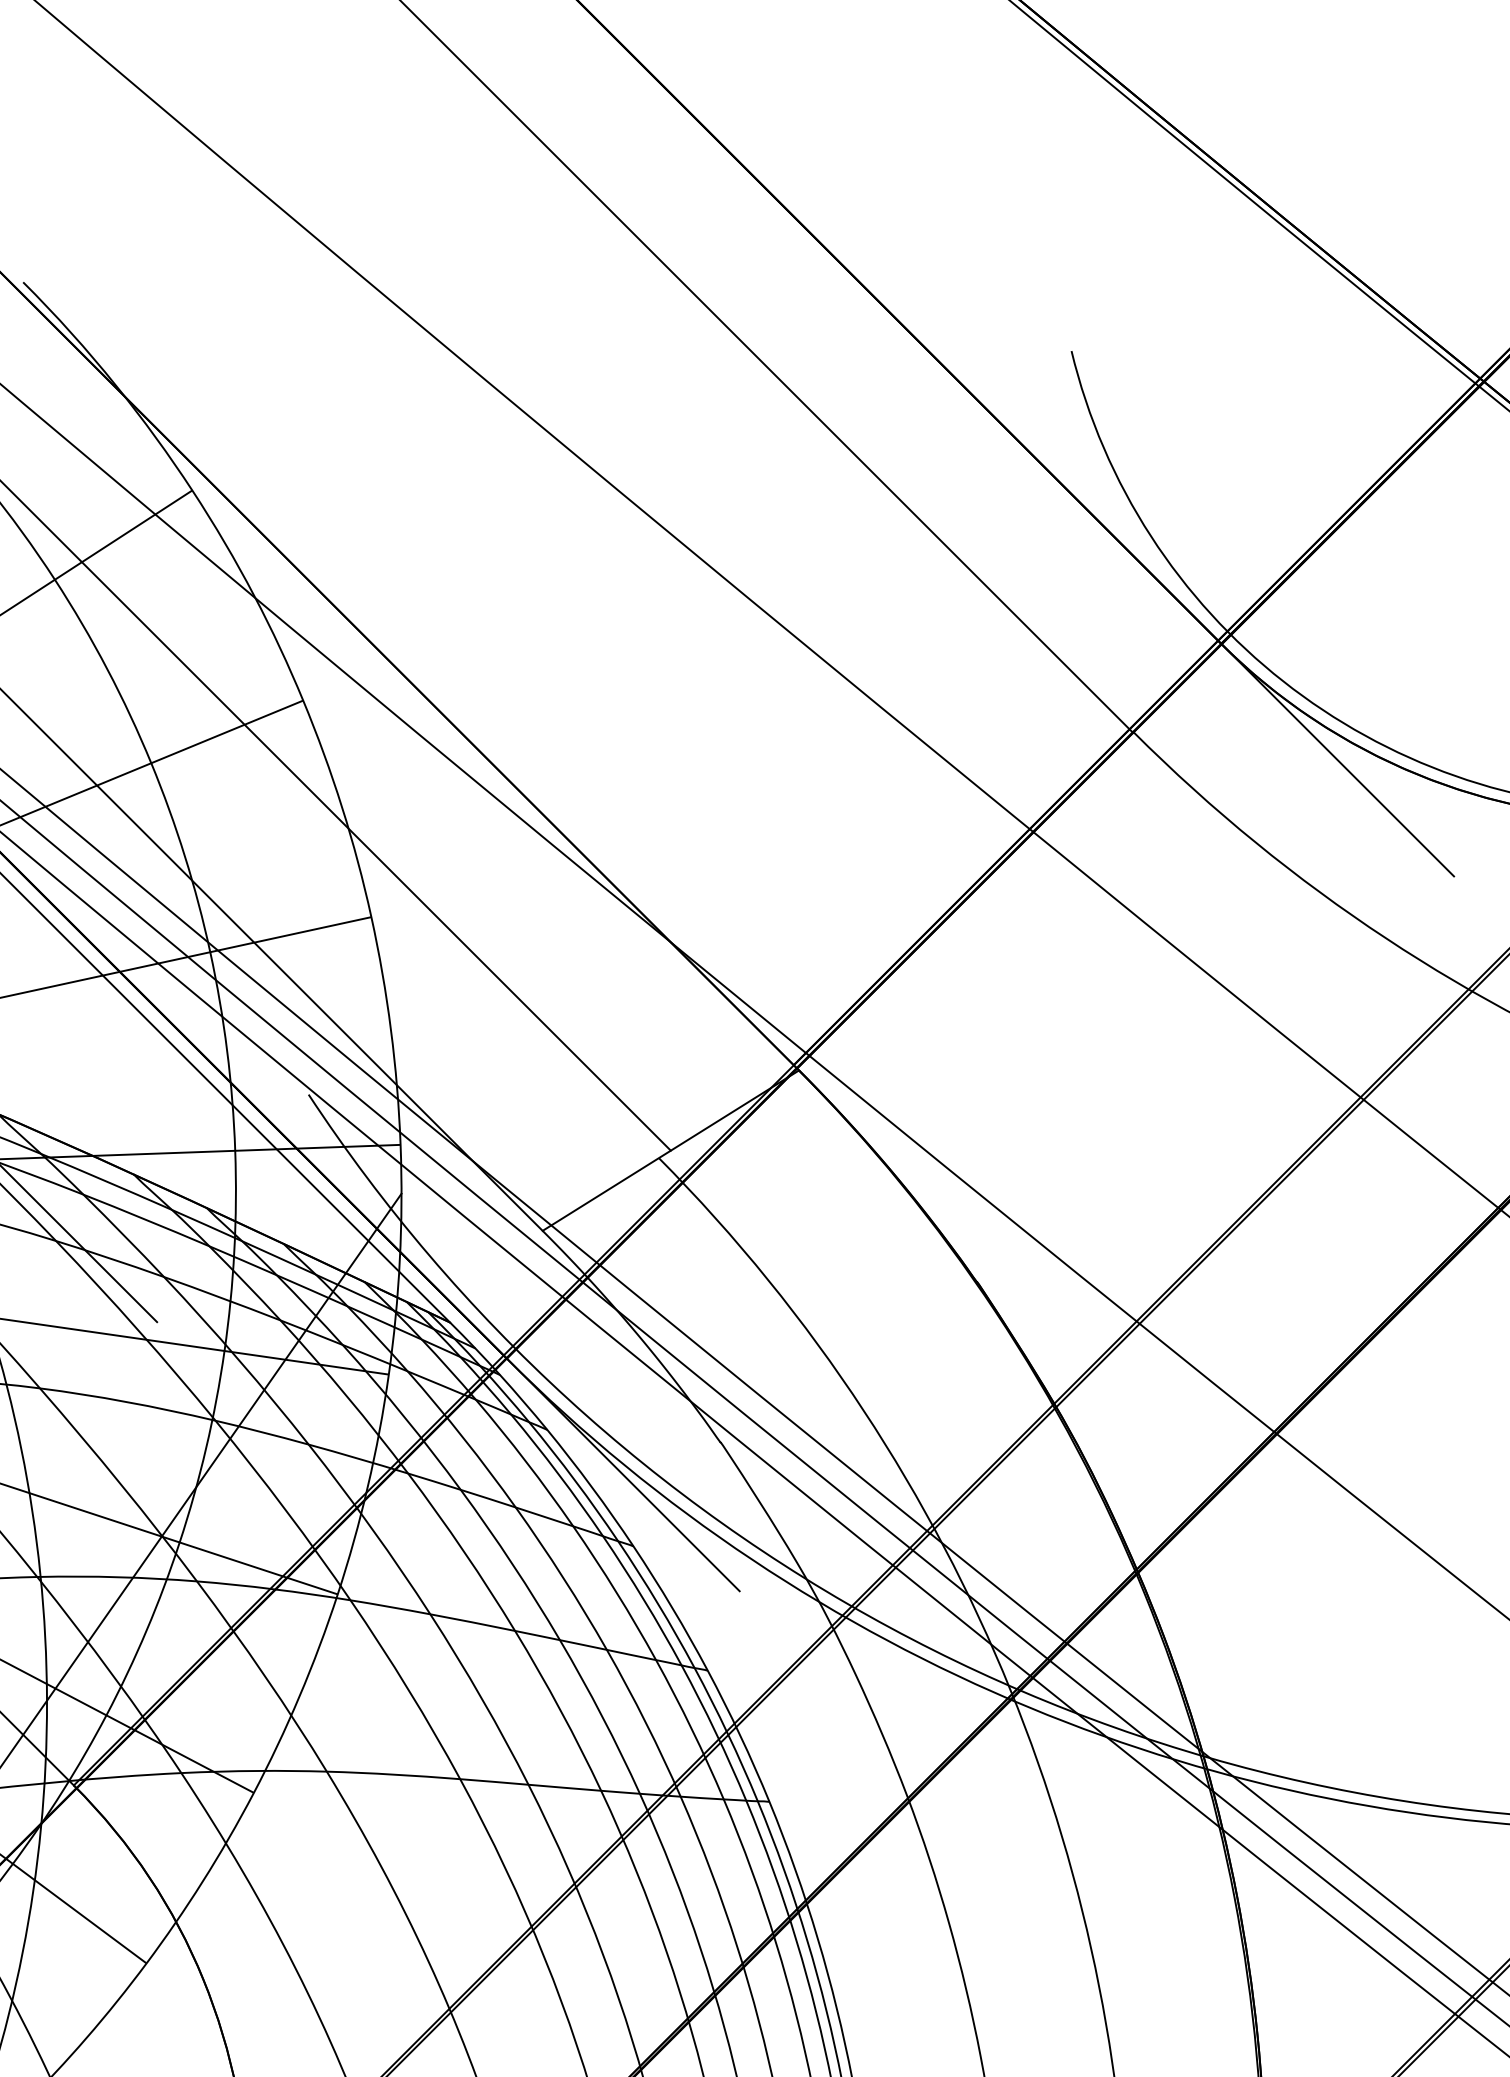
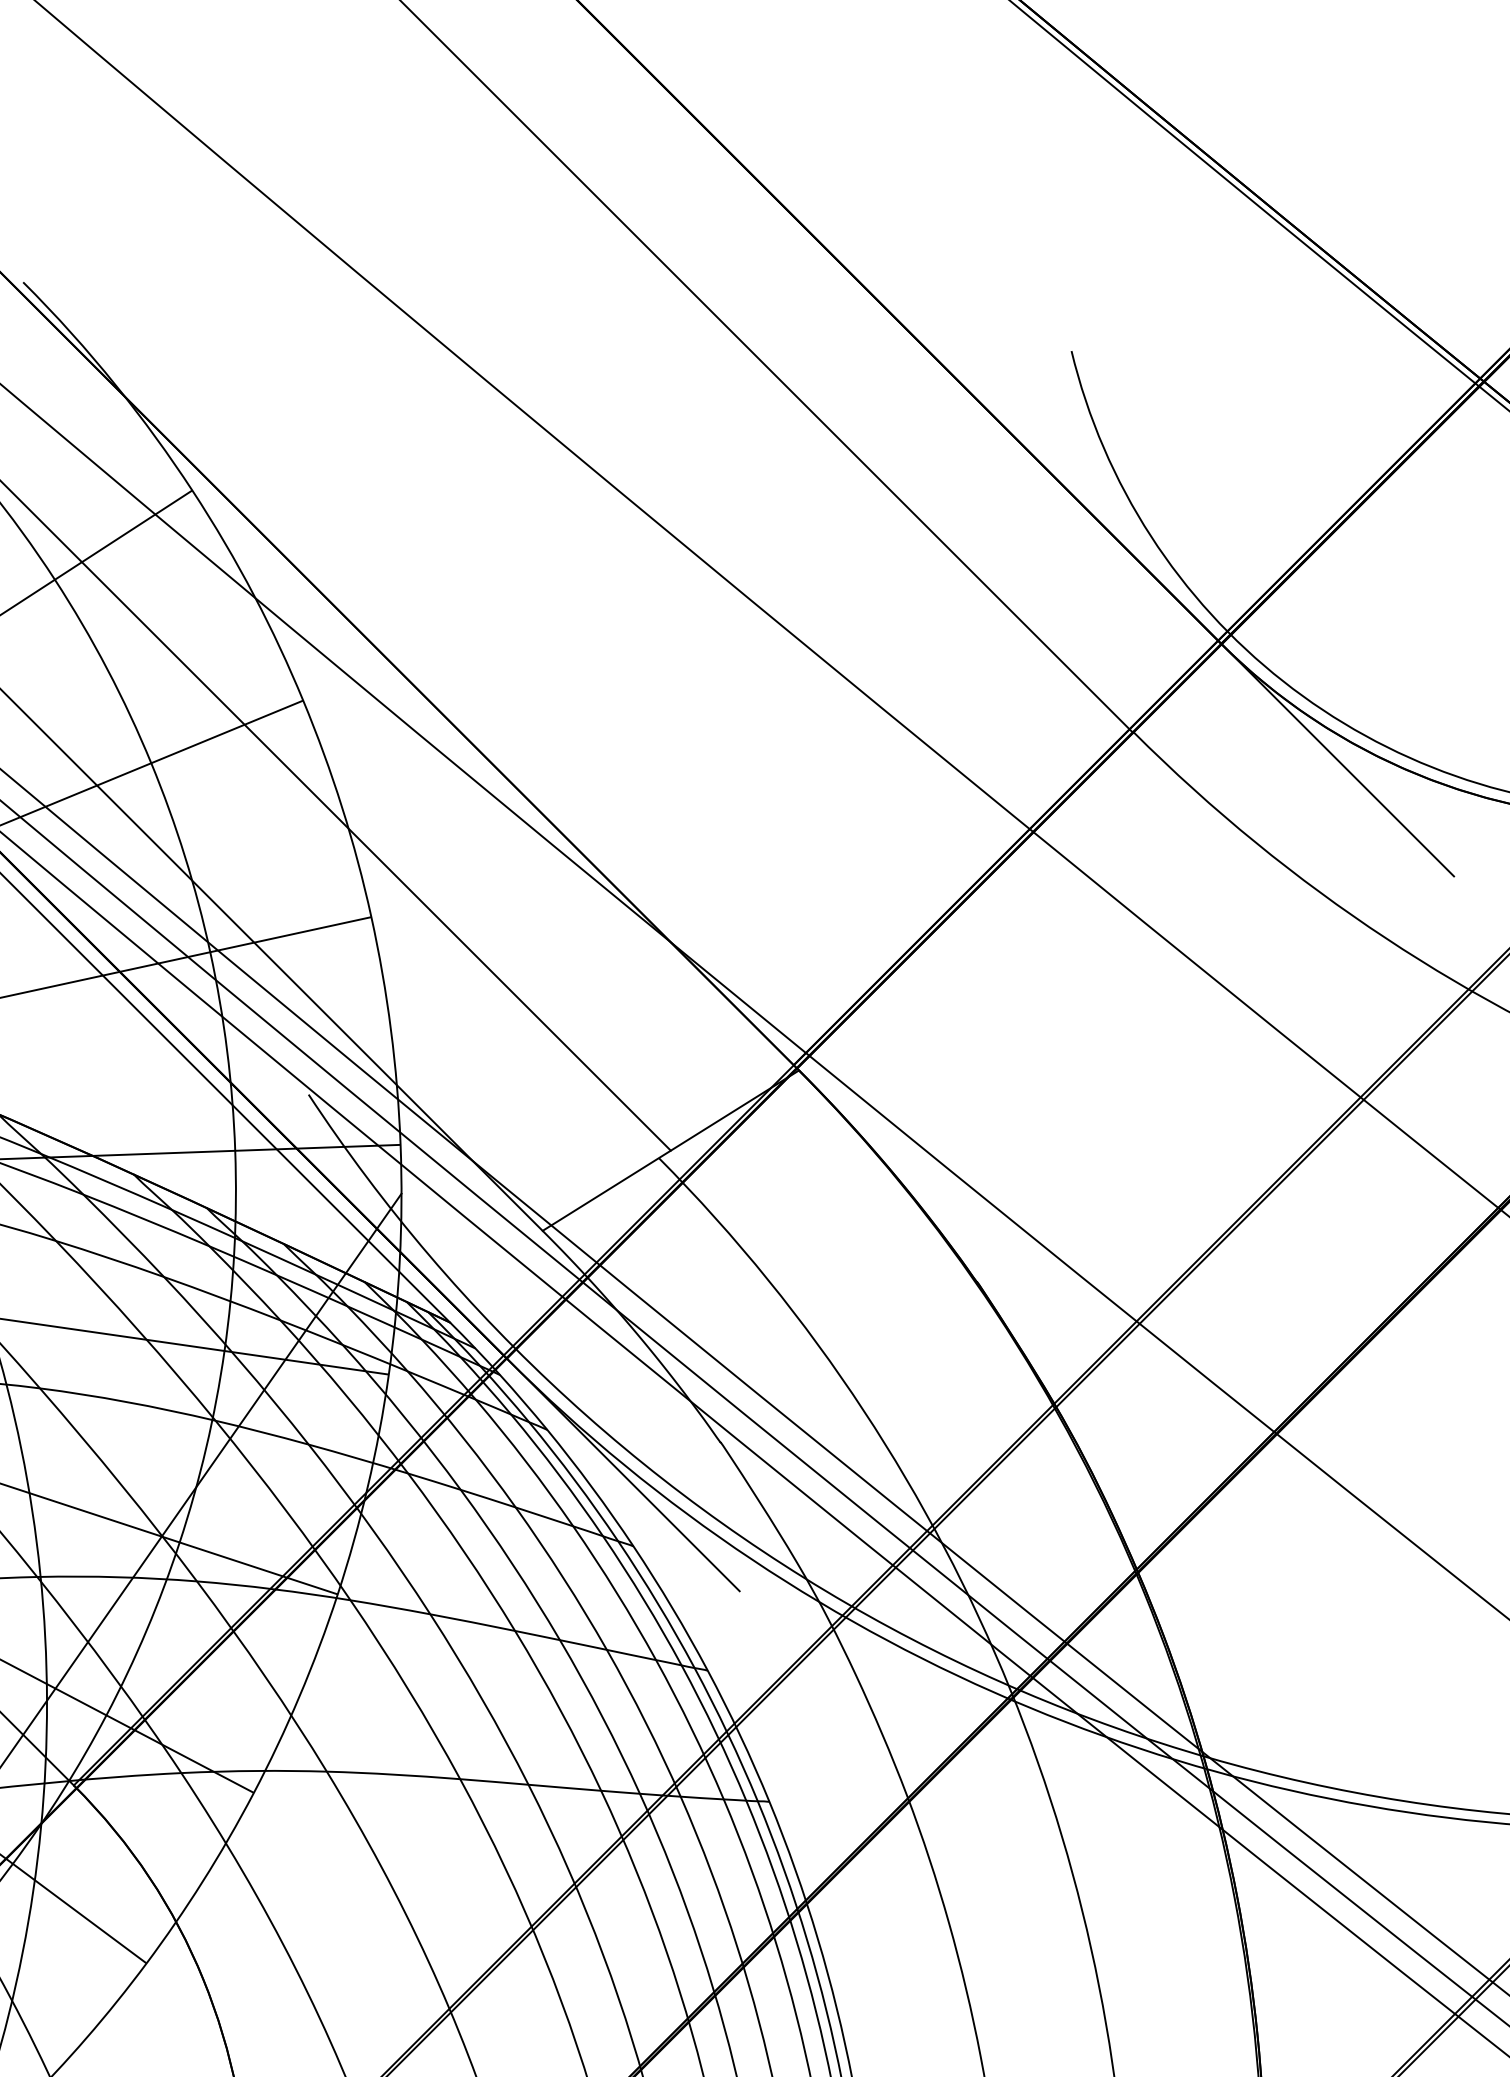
line: present -> none (79, 1244)
